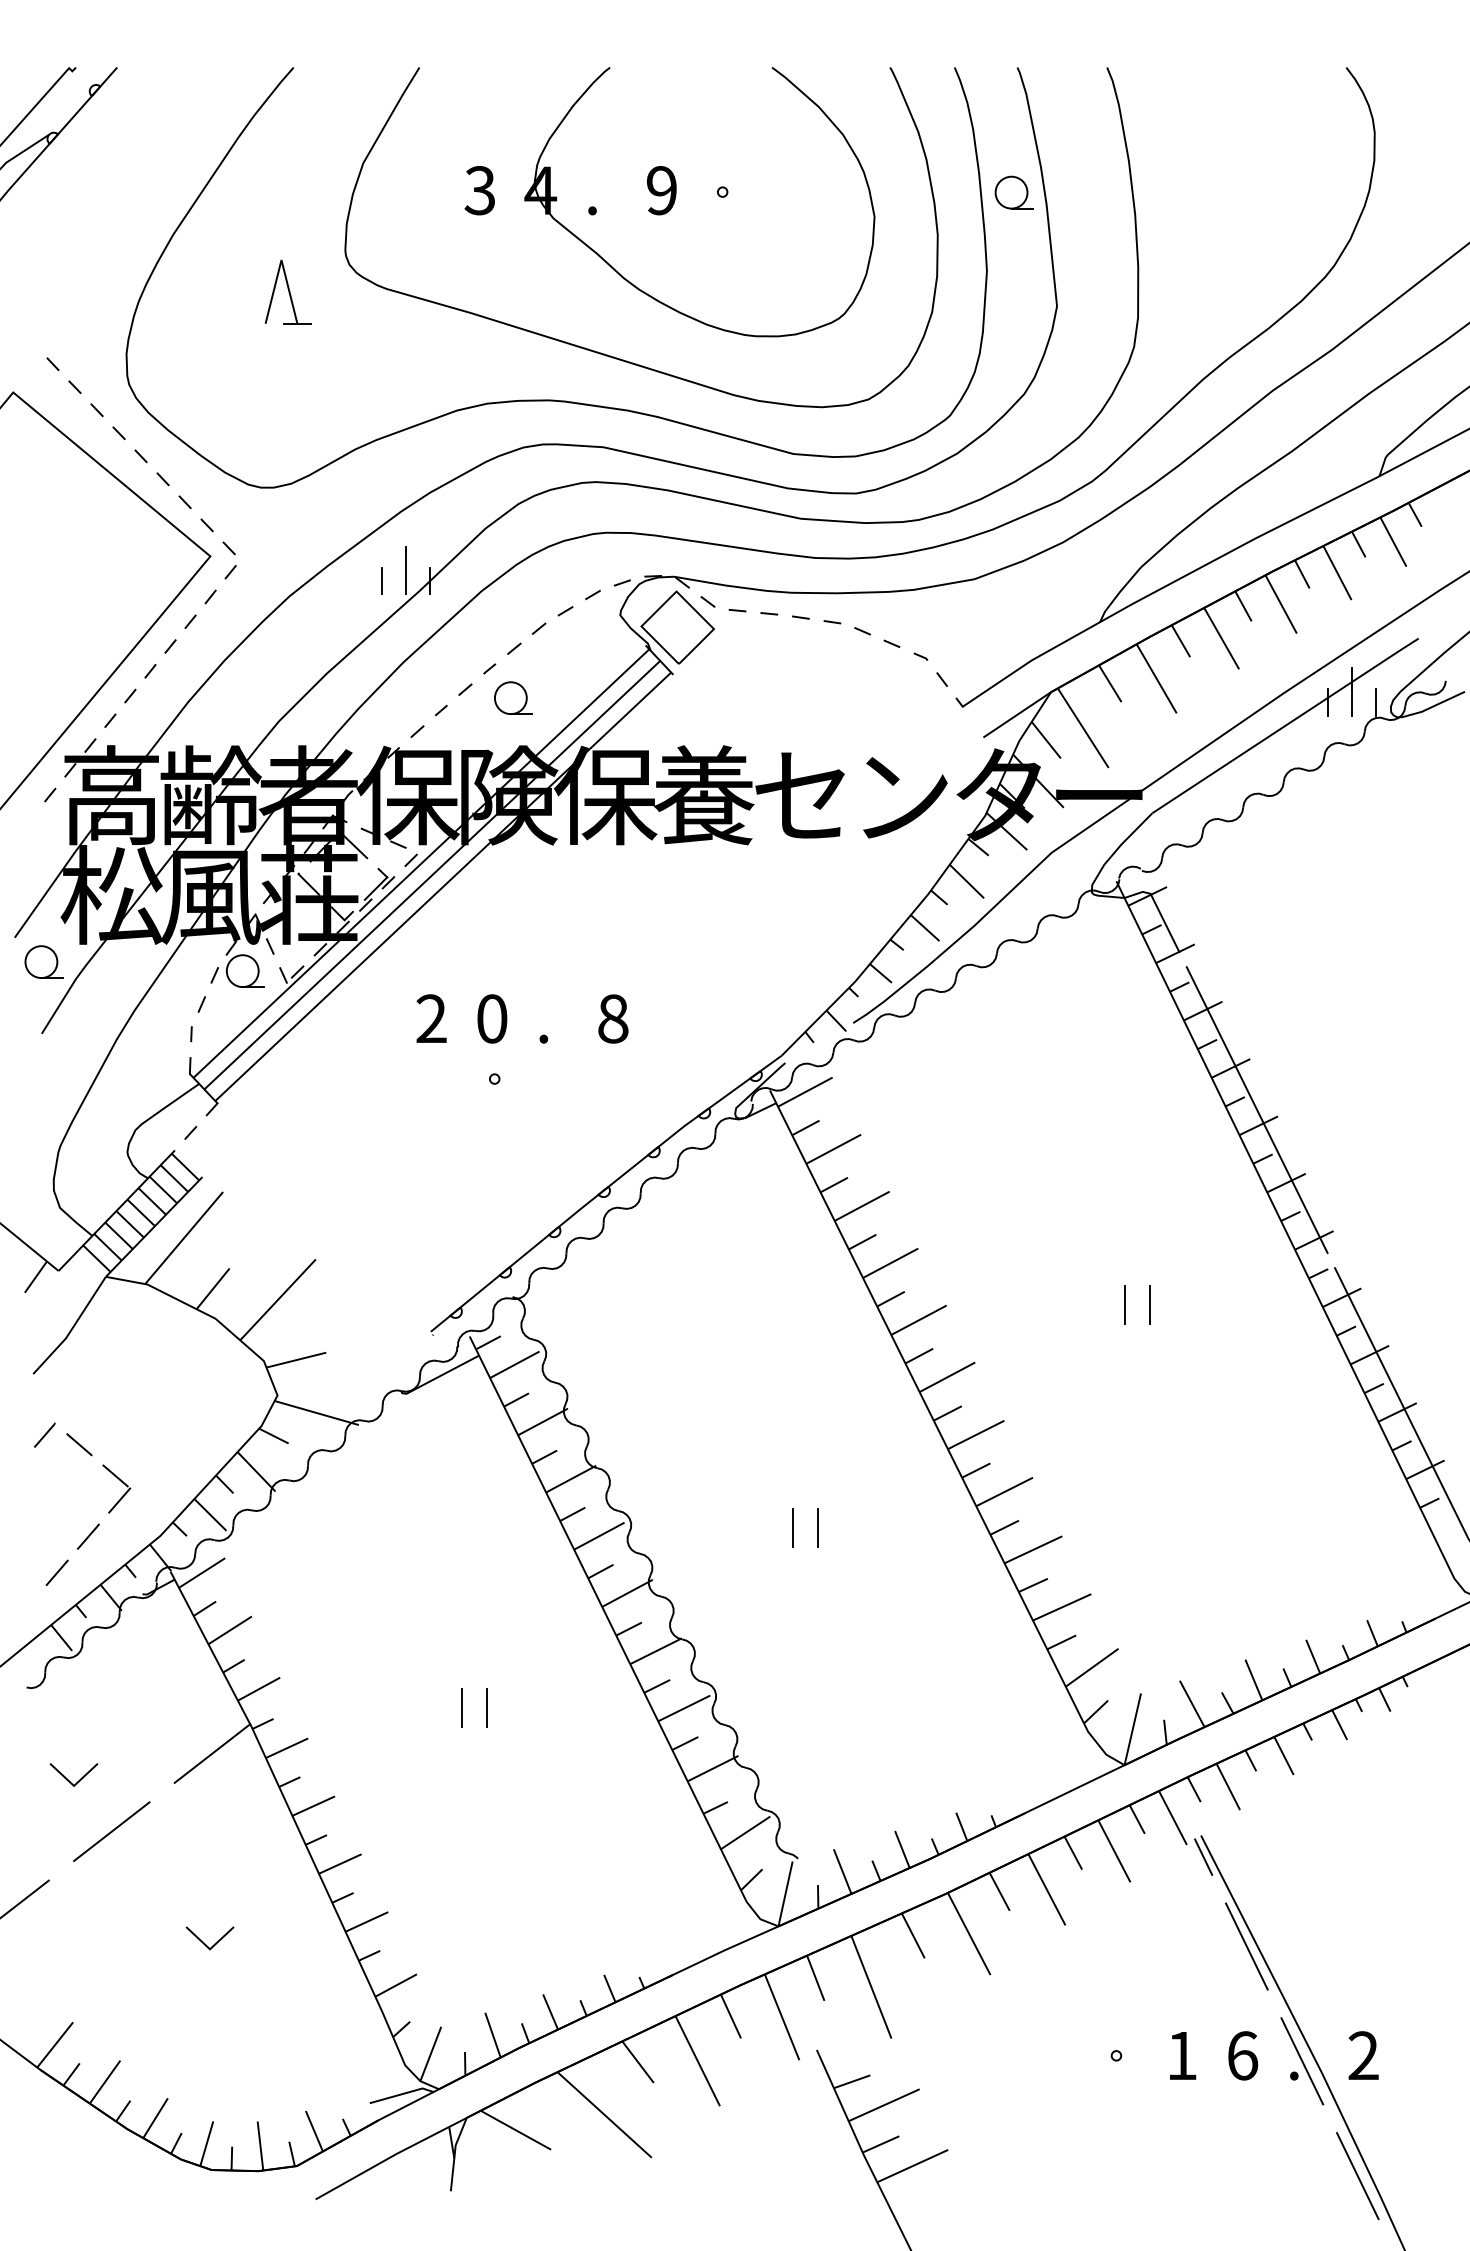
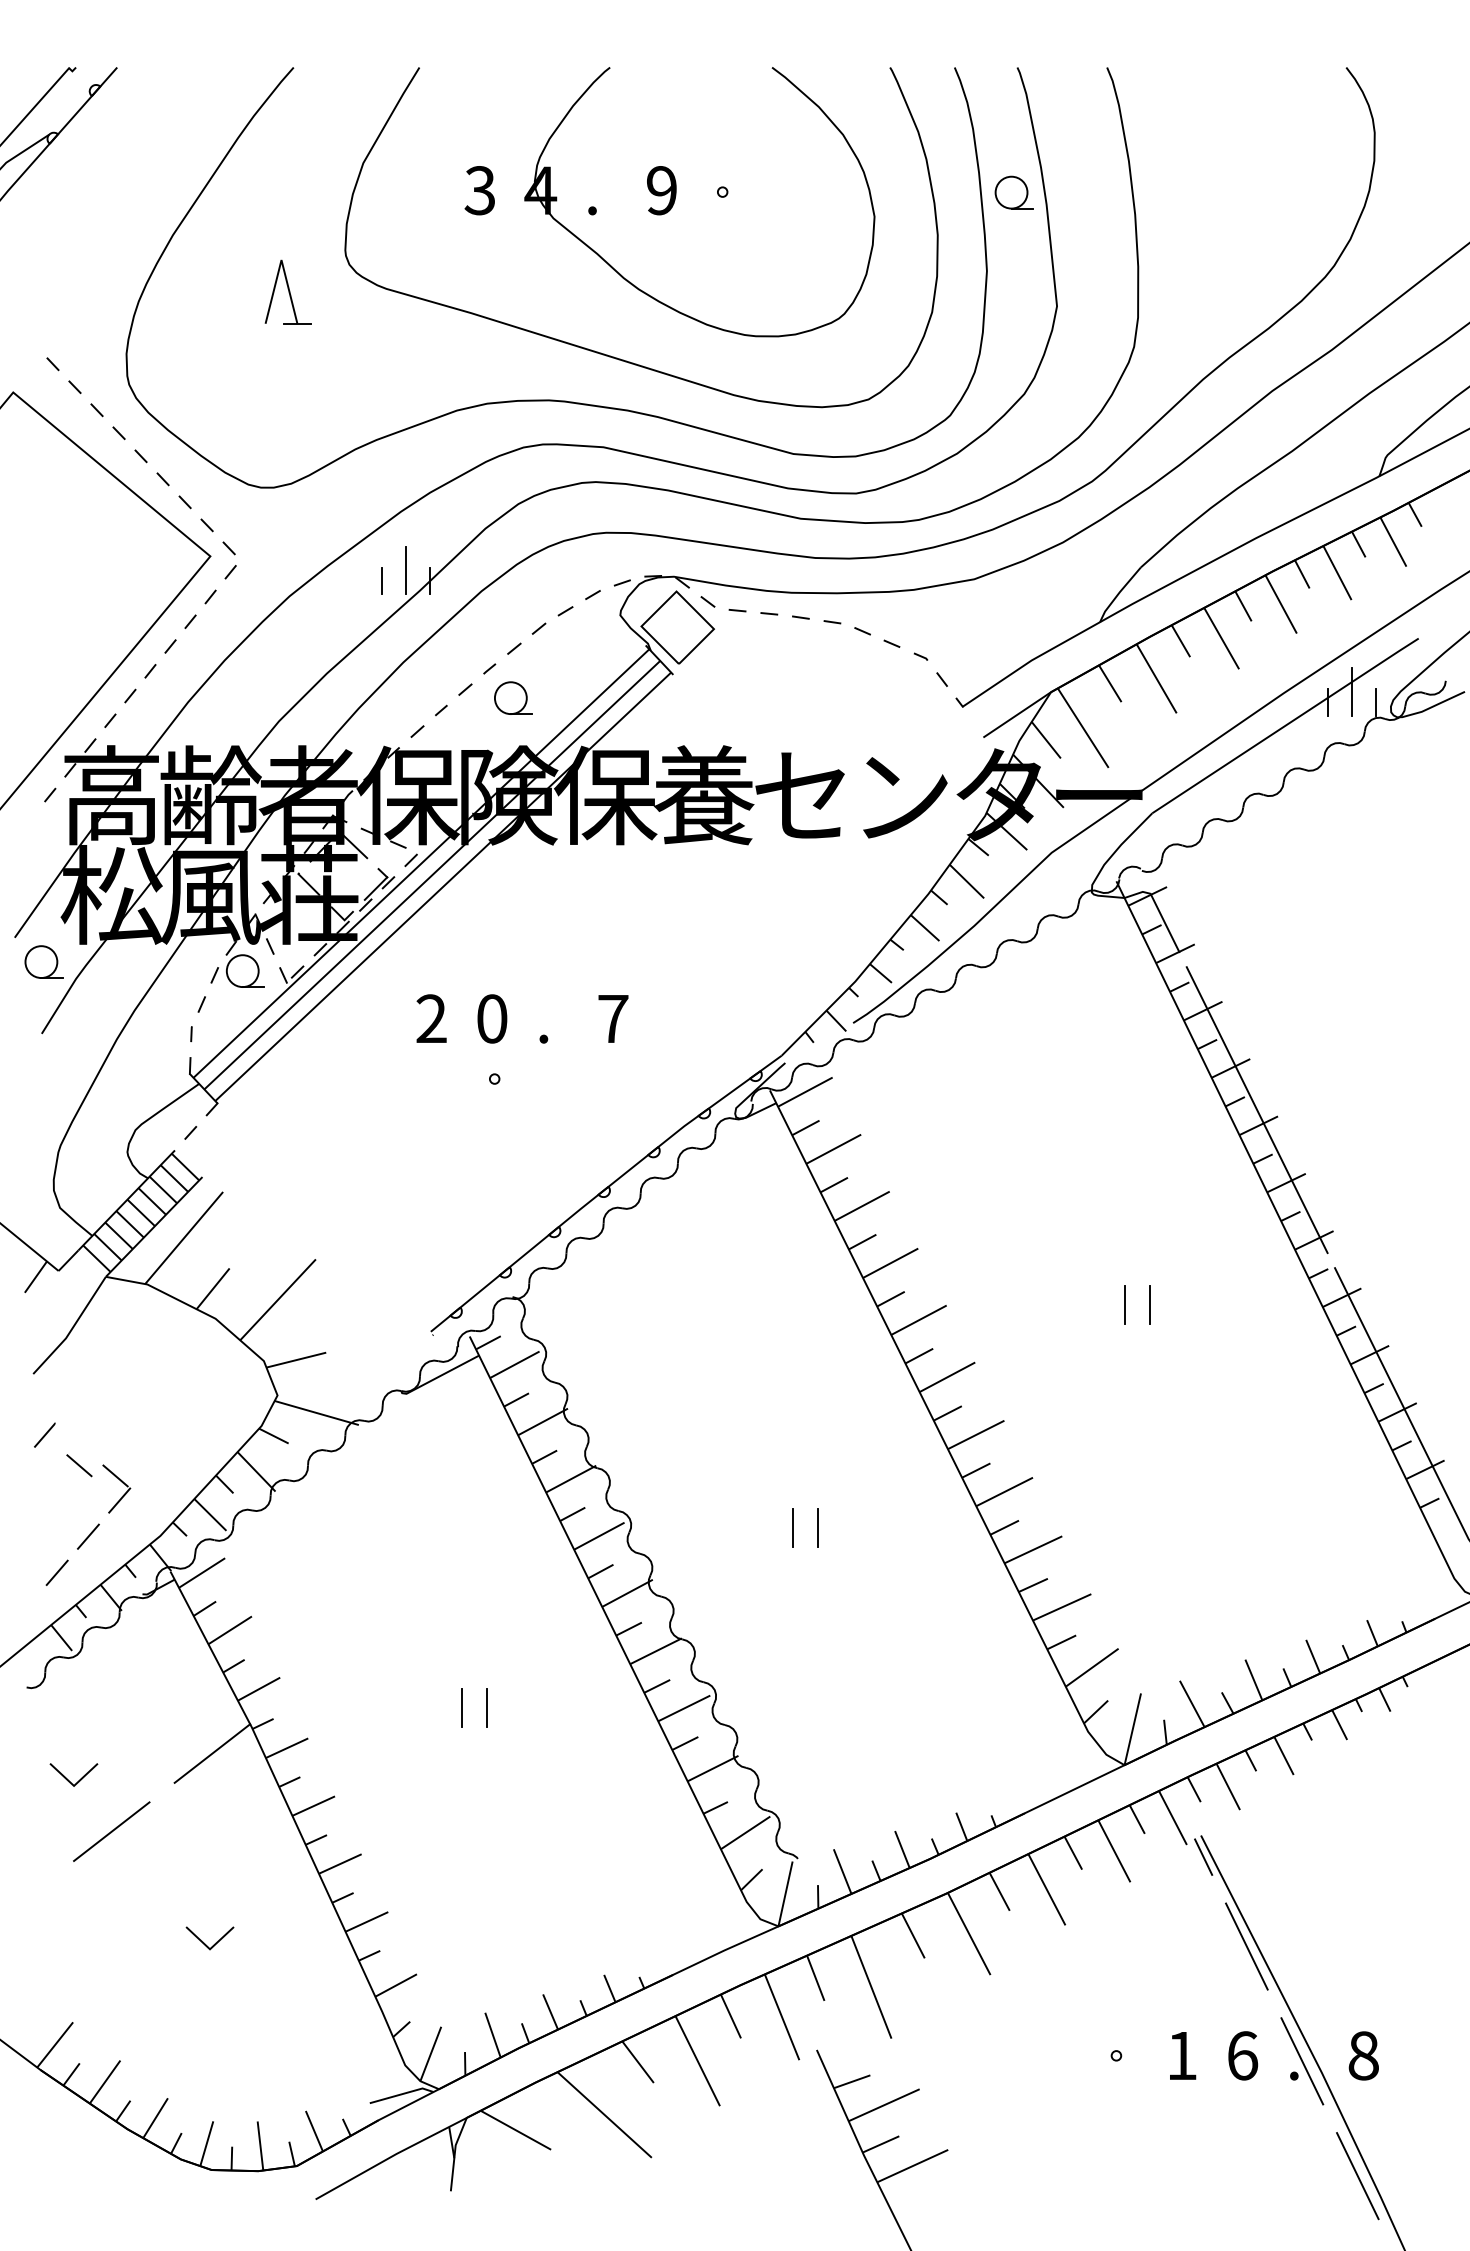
text: 8 -> 7 (613, 1018)
line position: (79, 1444) -> (79, 1465) (79, 1465)
line: present -> none (25, 1898)
text: 2 -> 8 (1363, 2055)
